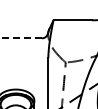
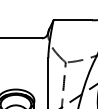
line: dashed -> solid (21, 38)
